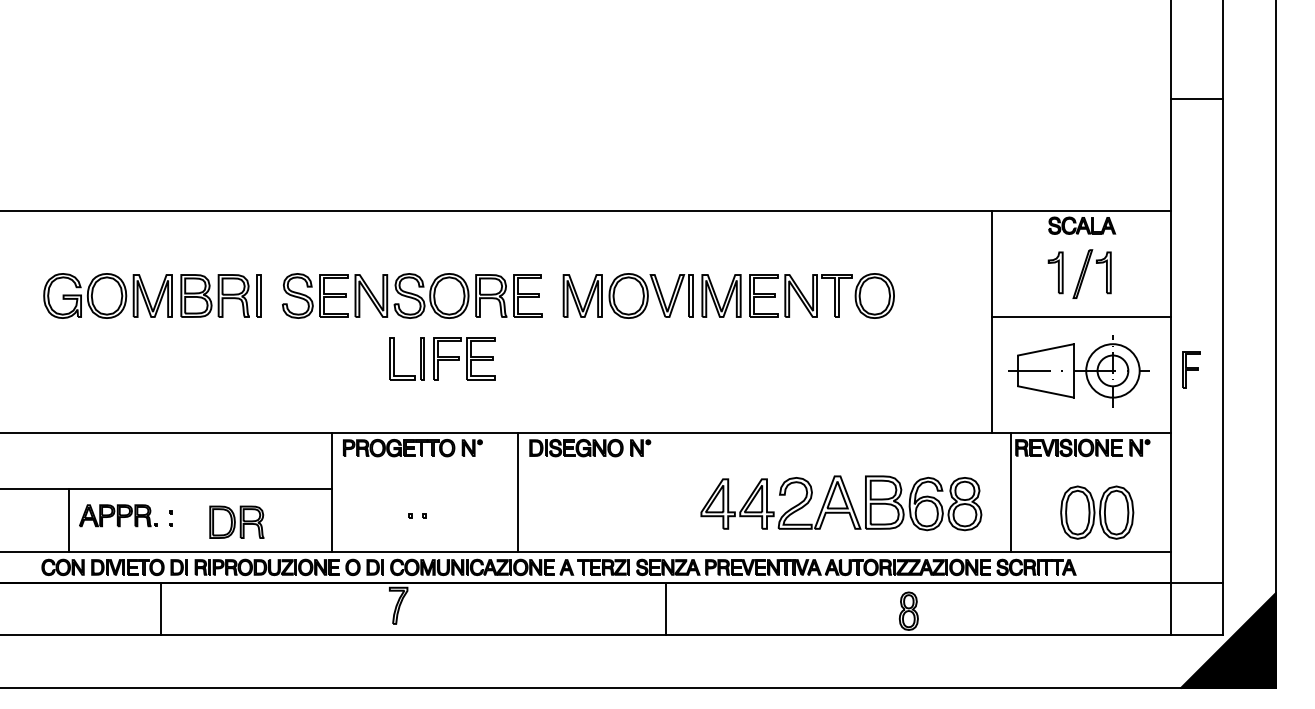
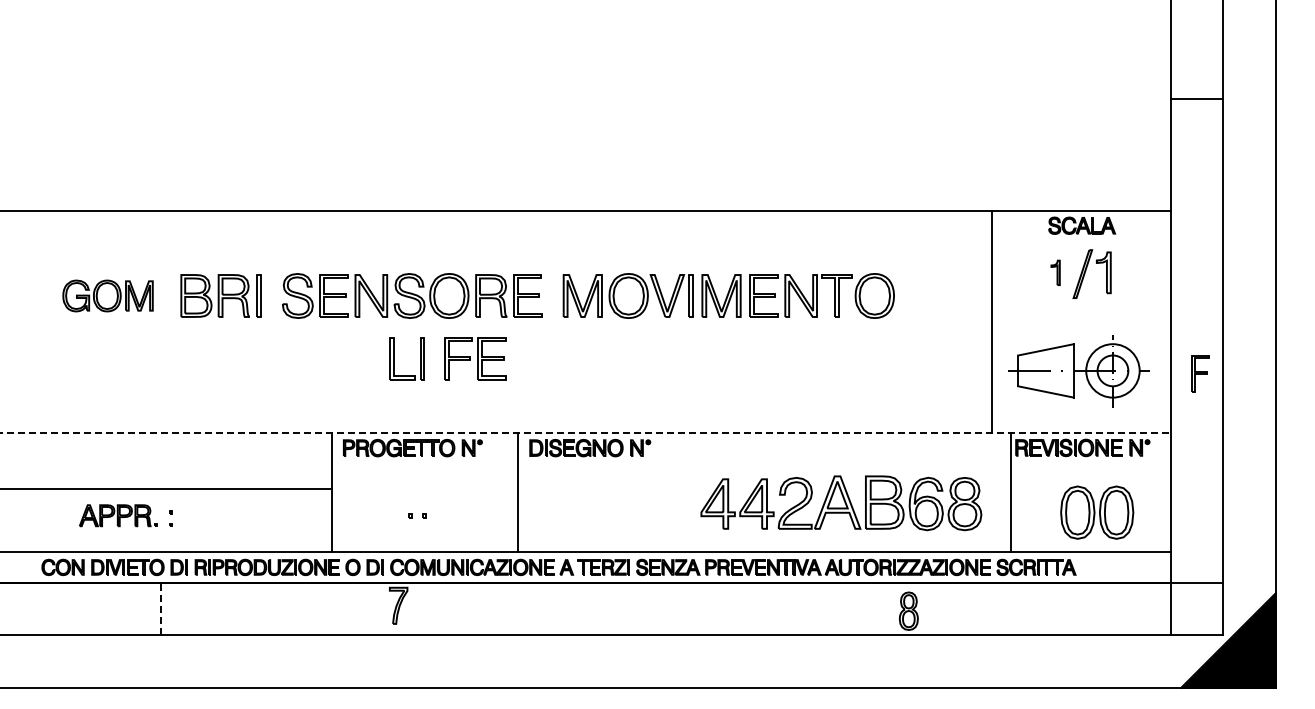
part size: 17x44 px -> 11x27 px (1055, 272)
part size: 130x46 px -> 92x34 px (107, 295)
line: present -> none (1081, 316)
part position: (464, 358) -> (475, 358) (475, 358)
part position: (1191, 369) -> (1200, 373) (1200, 373)
line: solid -> dashed (585, 433)
line: present -> none (69, 519)
part: present -> none (236, 521)
line: solid -> dashed (161, 608)
line: present -> none (665, 608)
